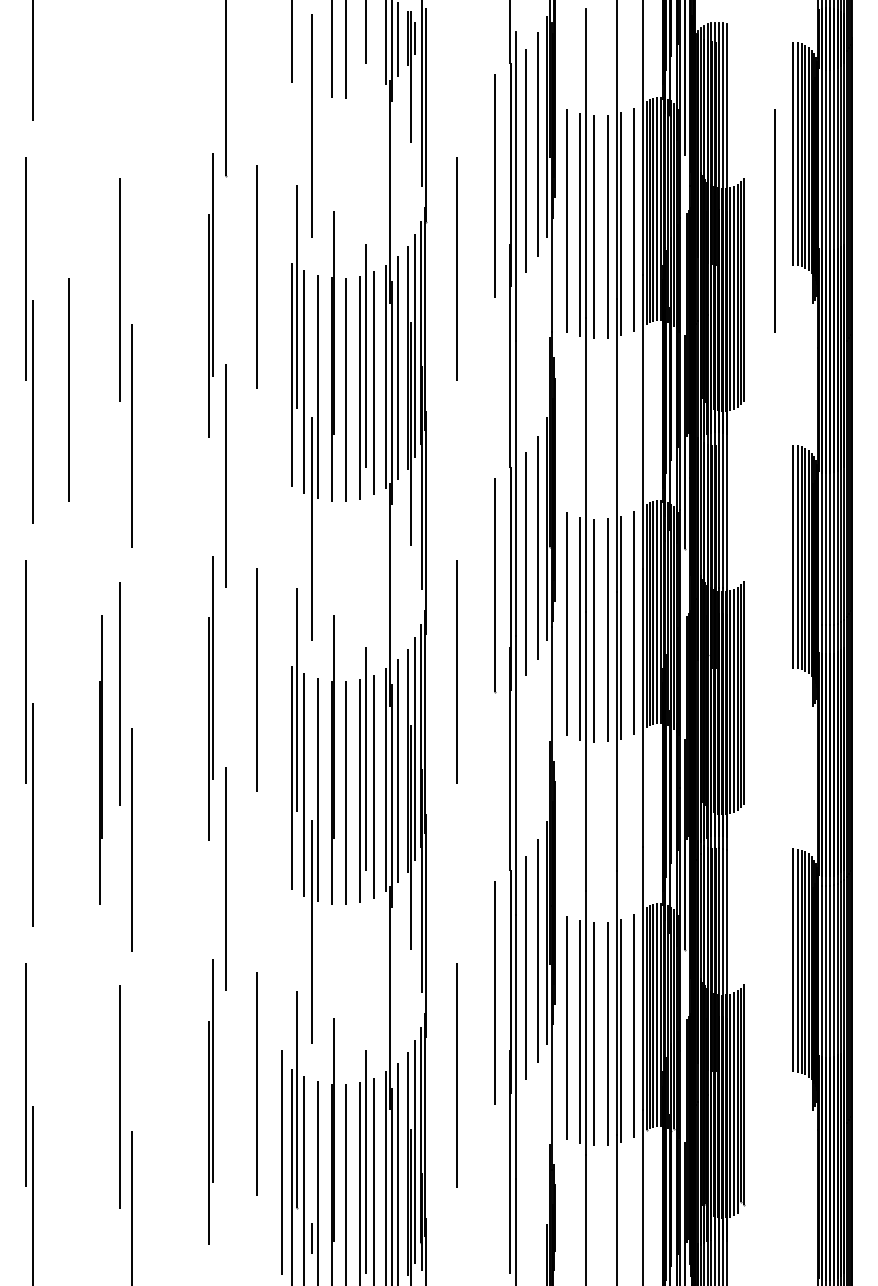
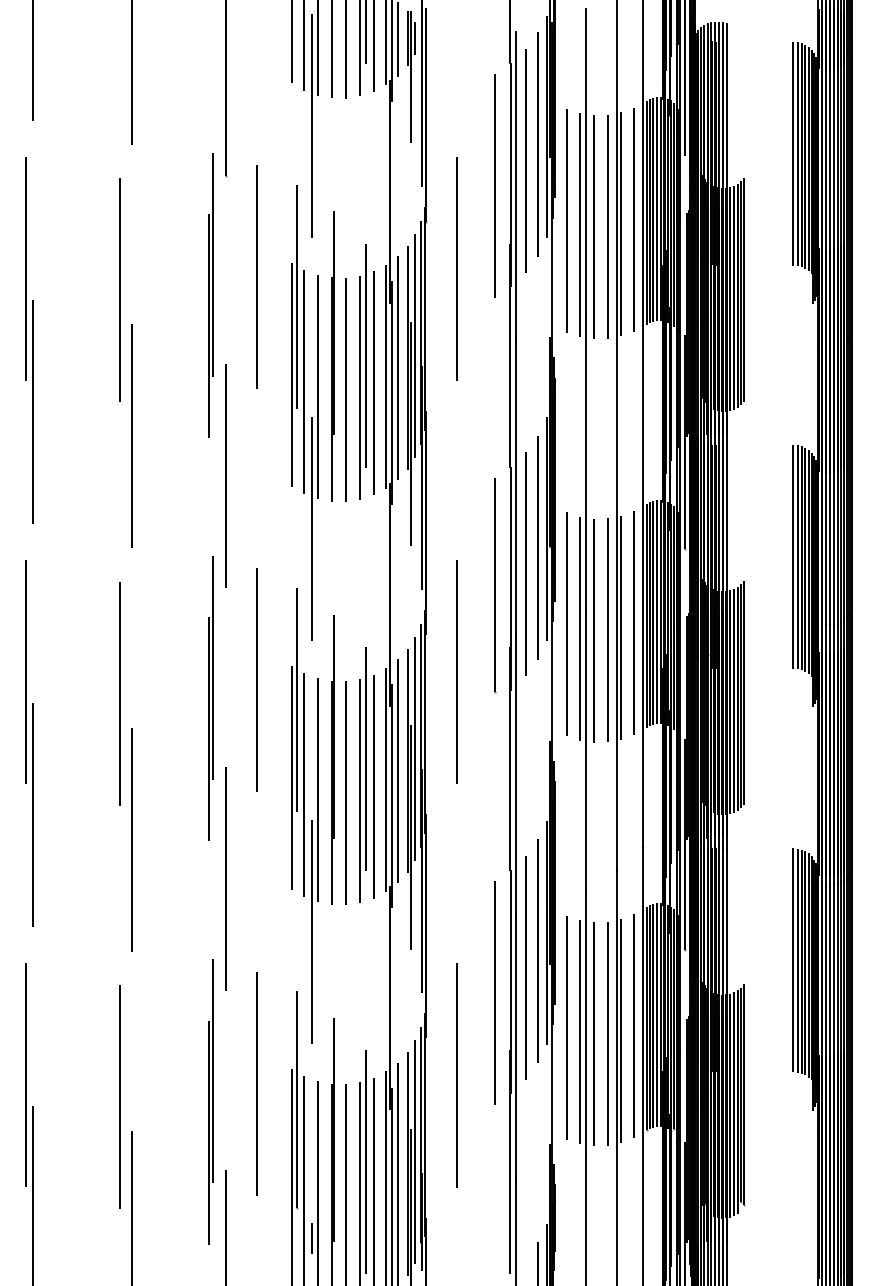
line: none -> present (304, 46)
line: none -> present (373, 47)
line: none -> present (317, 48)
line: none -> present (360, 49)
line: none -> present (131, 73)
line: present -> none (774, 220)
line: present -> none (68, 389)
line: present -> none (100, 759)
line: present -> none (281, 1162)
line: none -> present (225, 1226)
line: none -> present (537, 1262)
